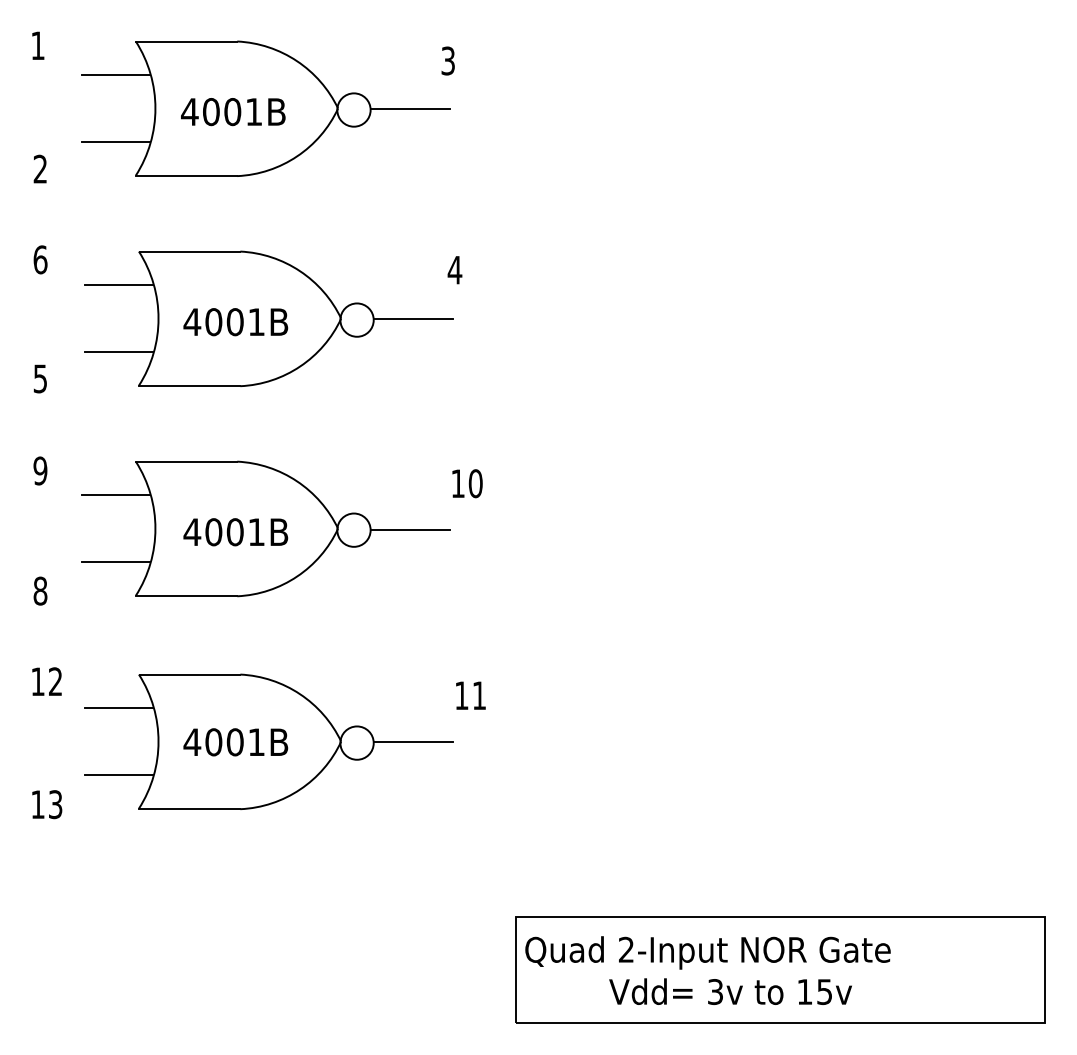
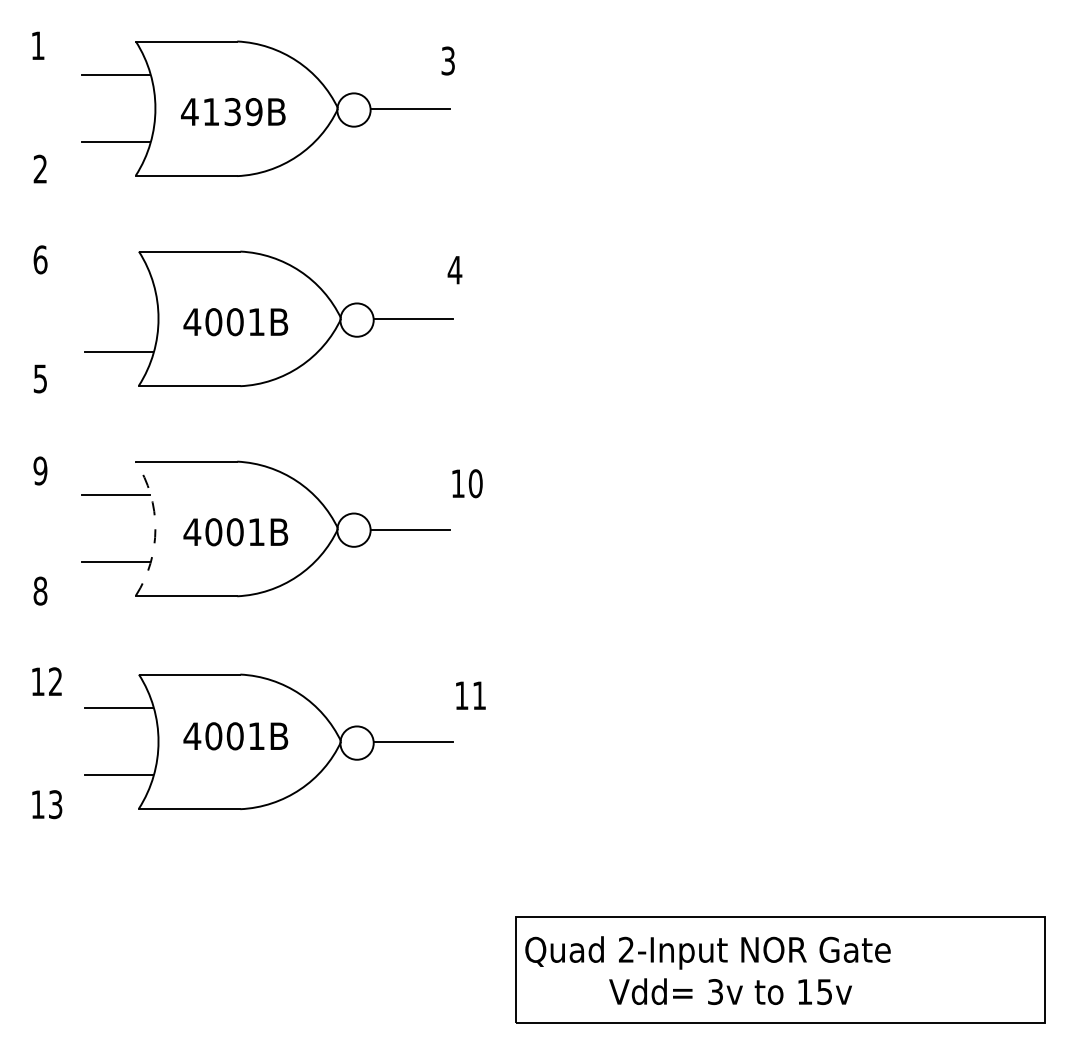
text: 4001B -> 4139B (232, 112)
line: present -> none (118, 285)
arc: solid -> dashed (155, 528)
text position: (235, 742) -> (235, 736) (235, 736)
